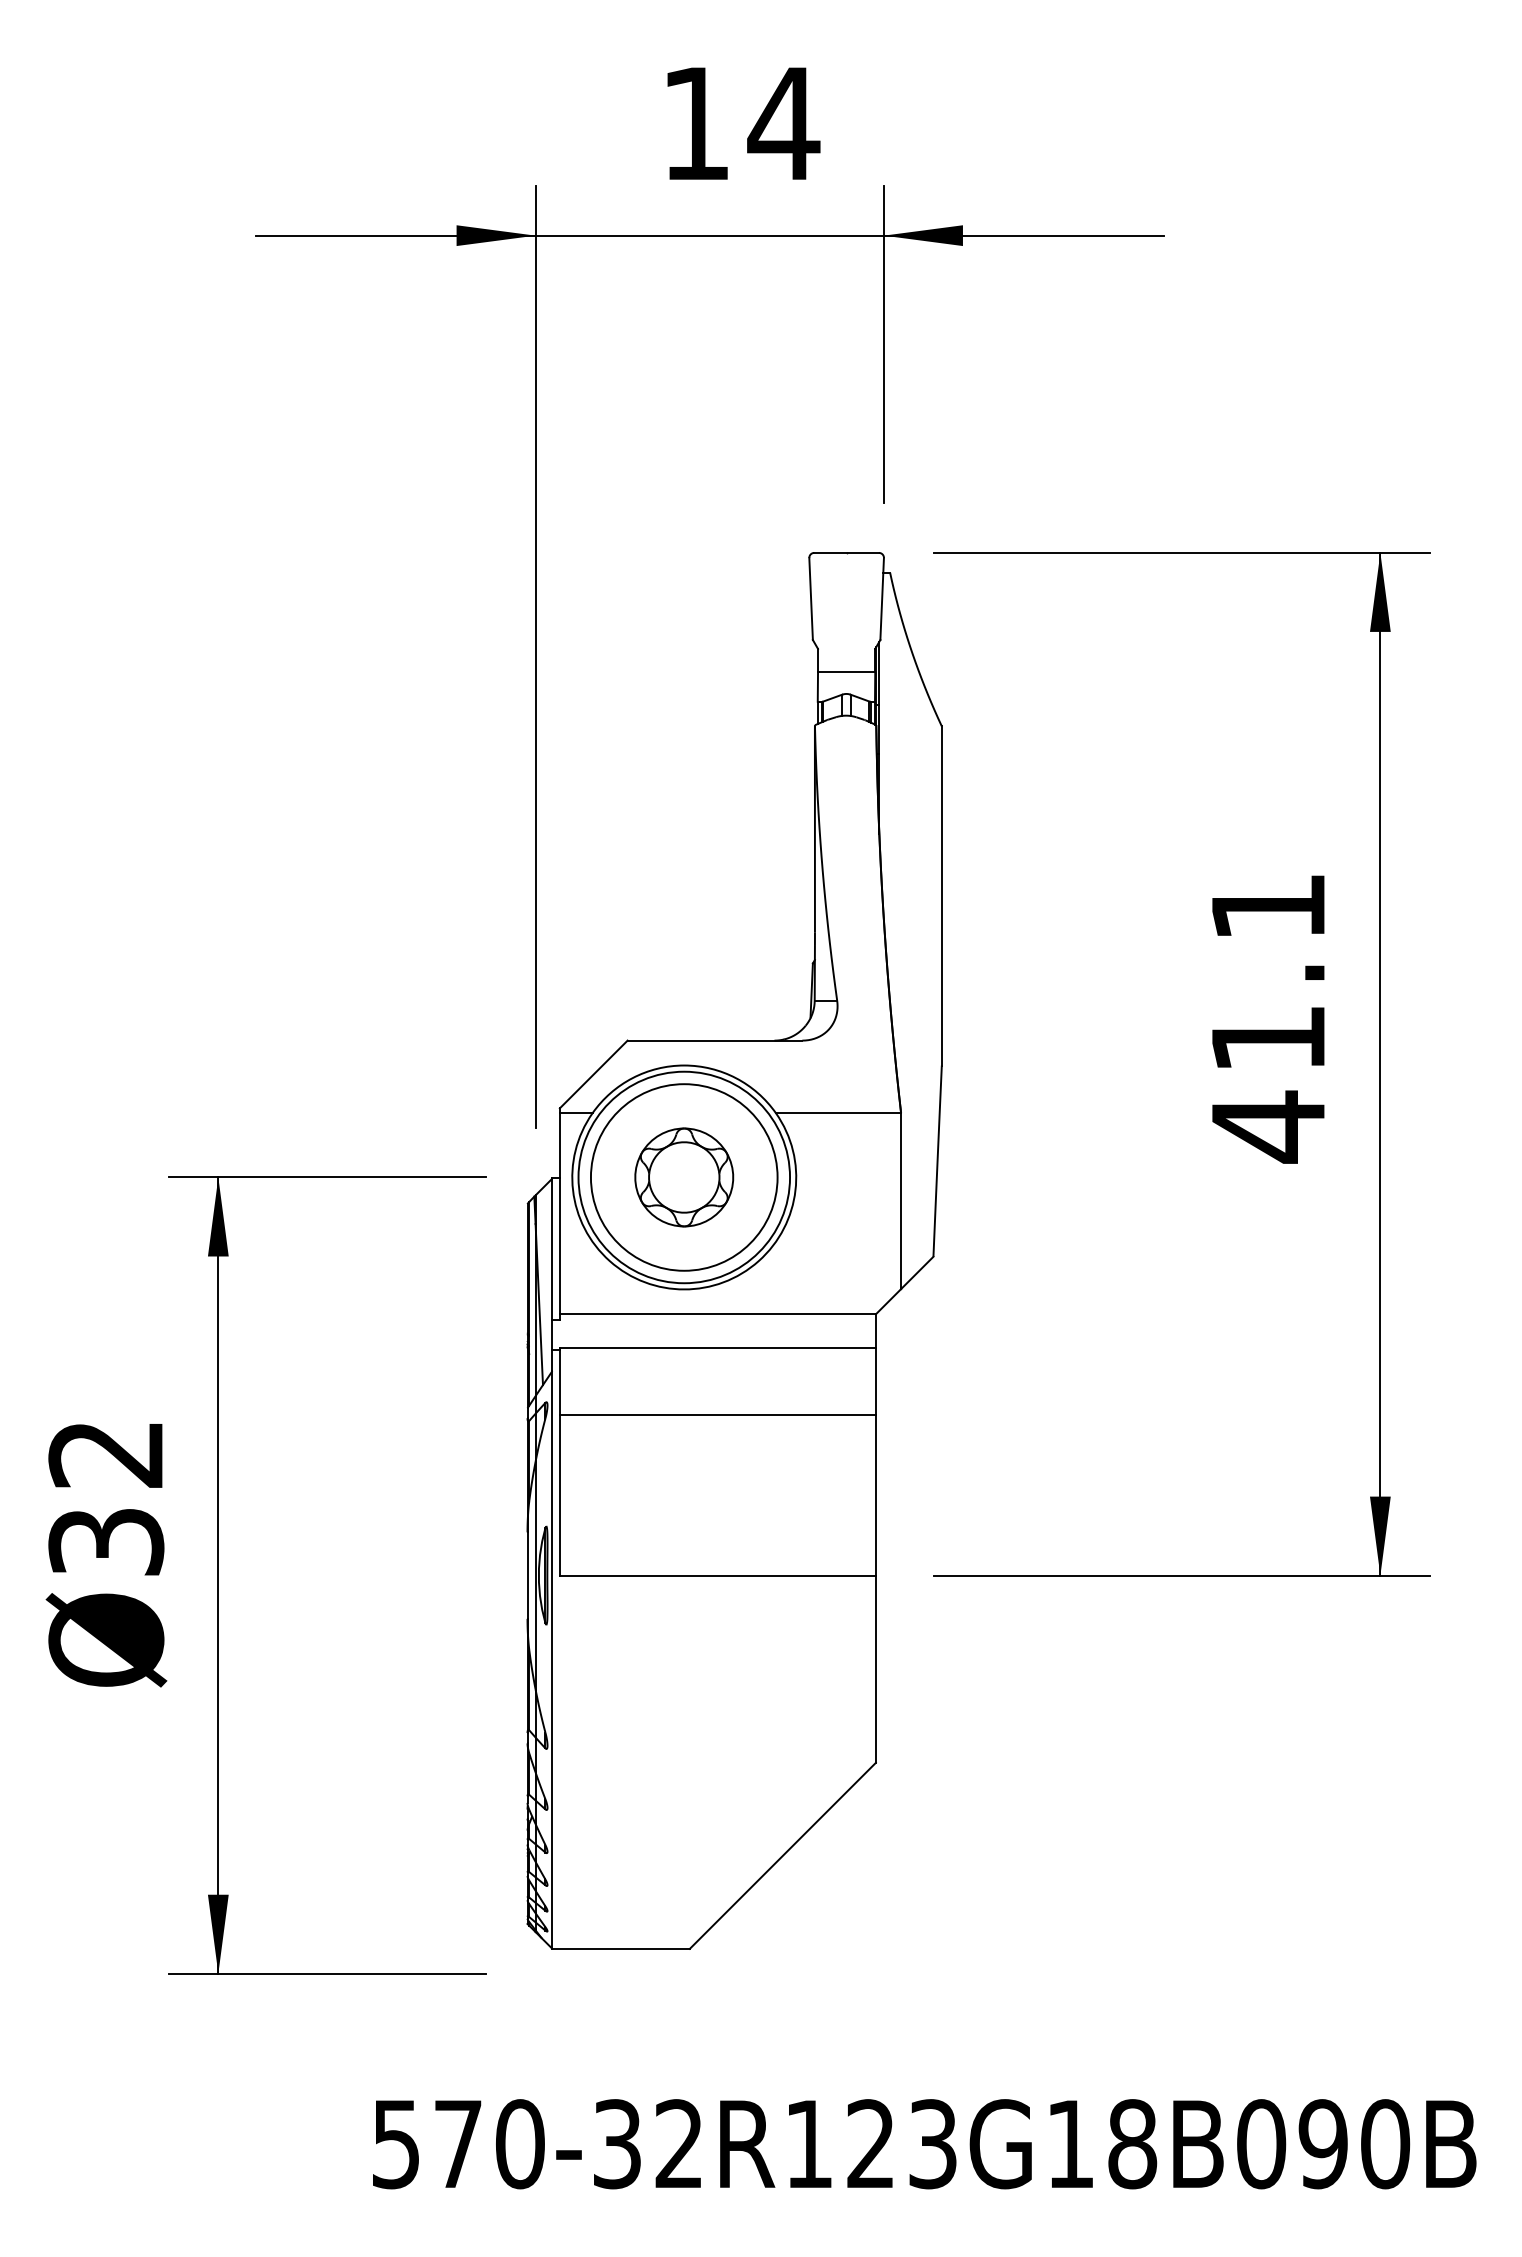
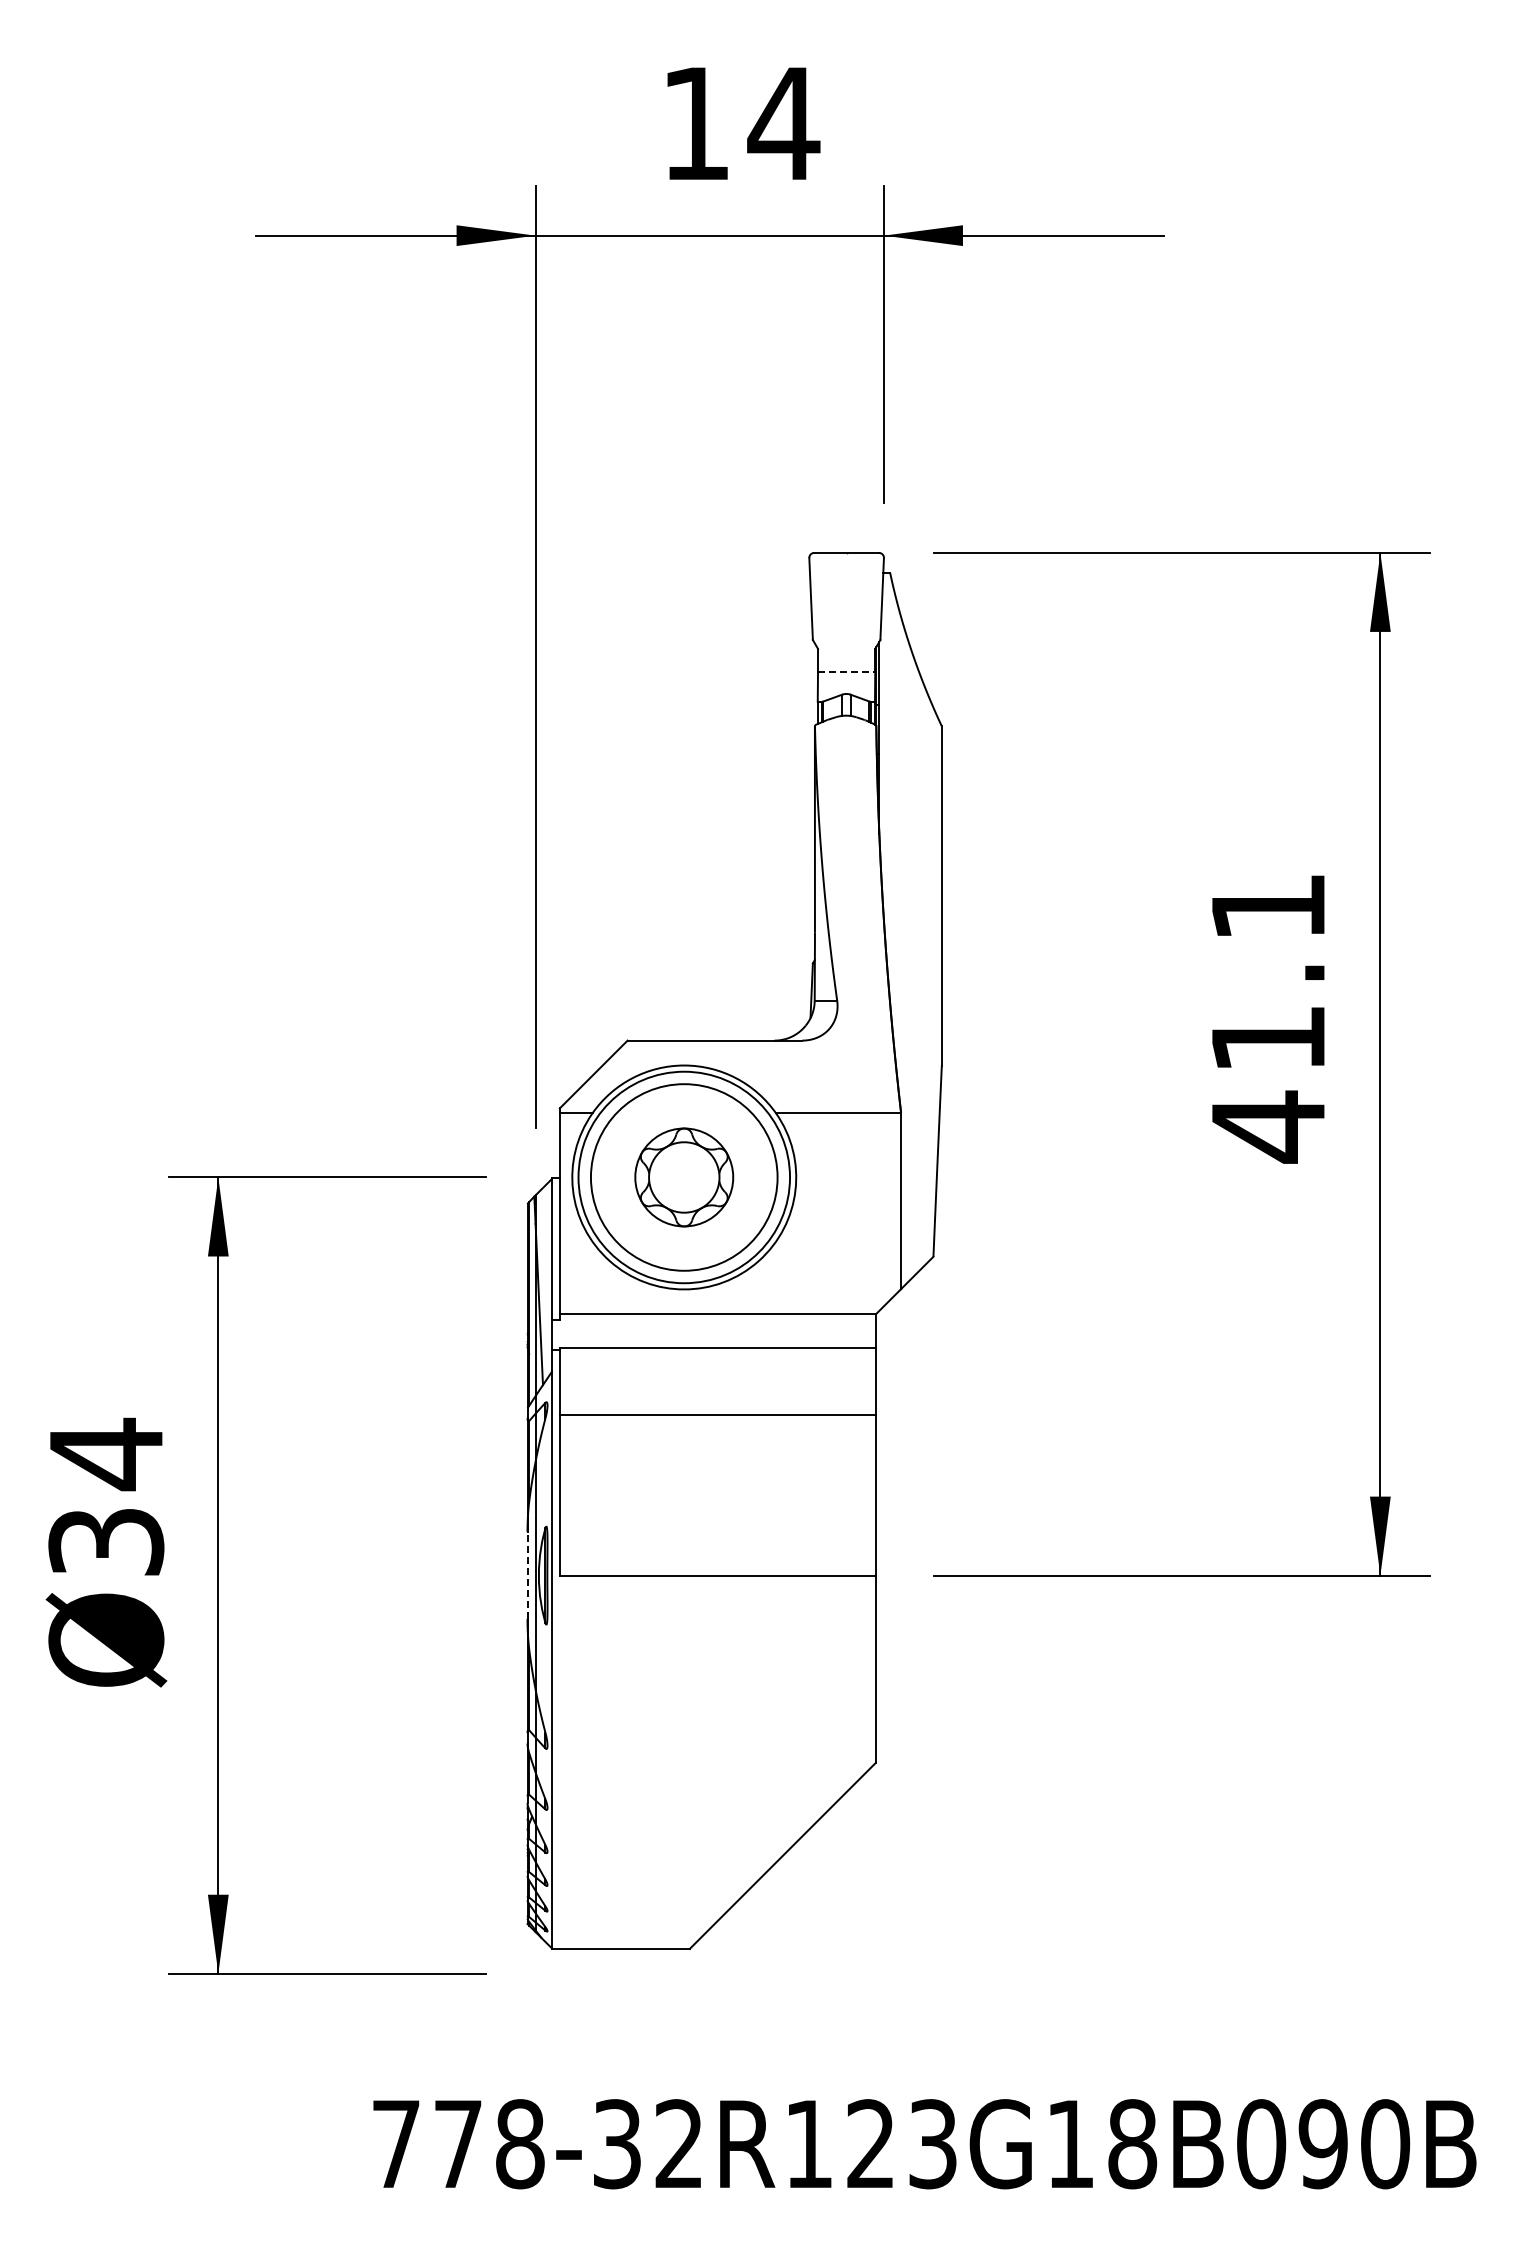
line: solid -> dashed (846, 672)
text: Ø32 -> Ø34 (105, 1454)
line: solid -> dashed (527, 1575)
text: 570-32R123G18B090B -> 778-32R123G18B090B (458, 2144)
